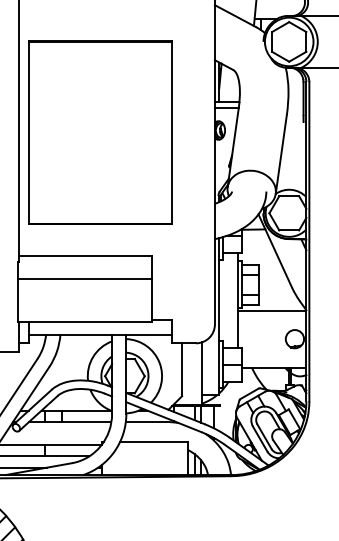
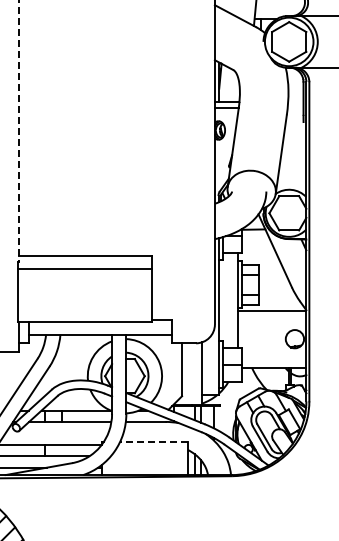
line: solid -> dashed (19, 131)
part: present -> none (100, 132)
line position: (84, 278) -> (84, 268) (84, 268)
line: solid -> dashed (153, 442)
